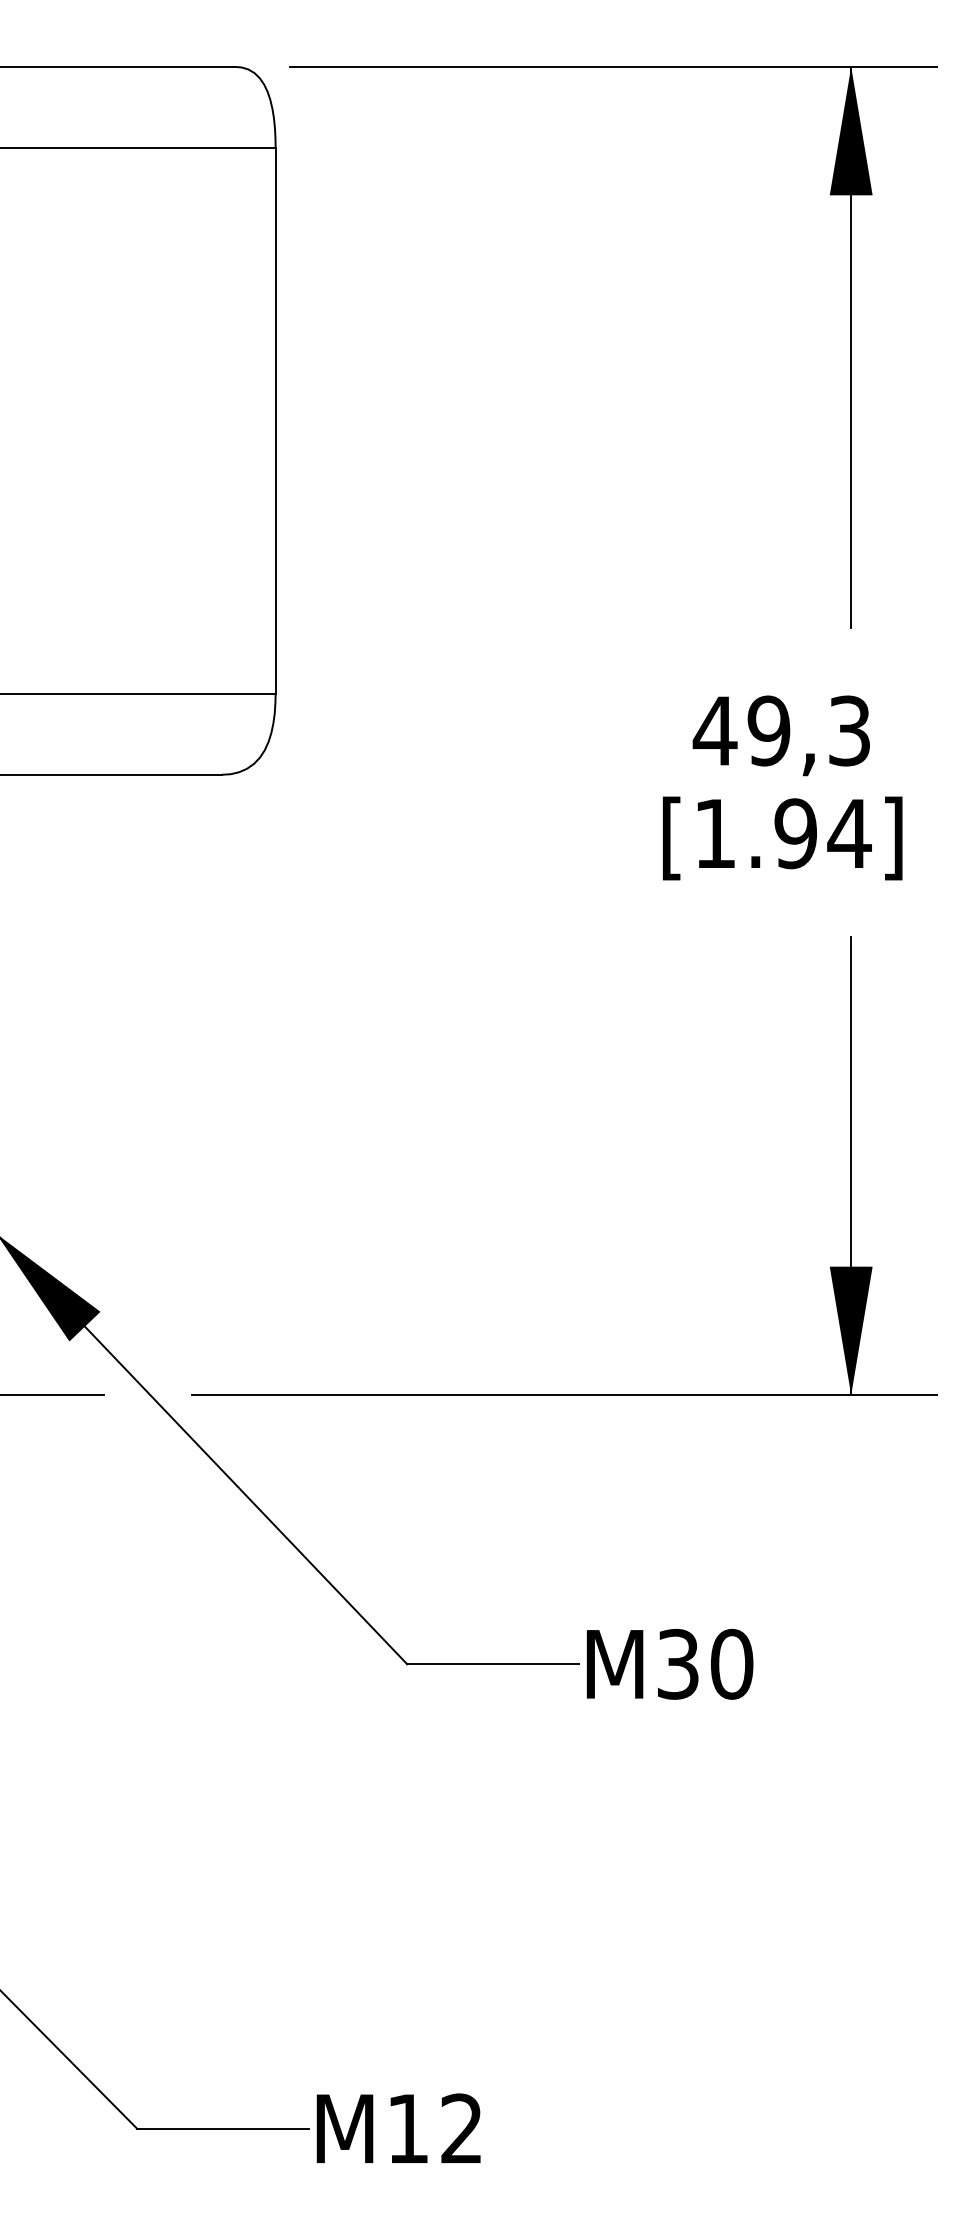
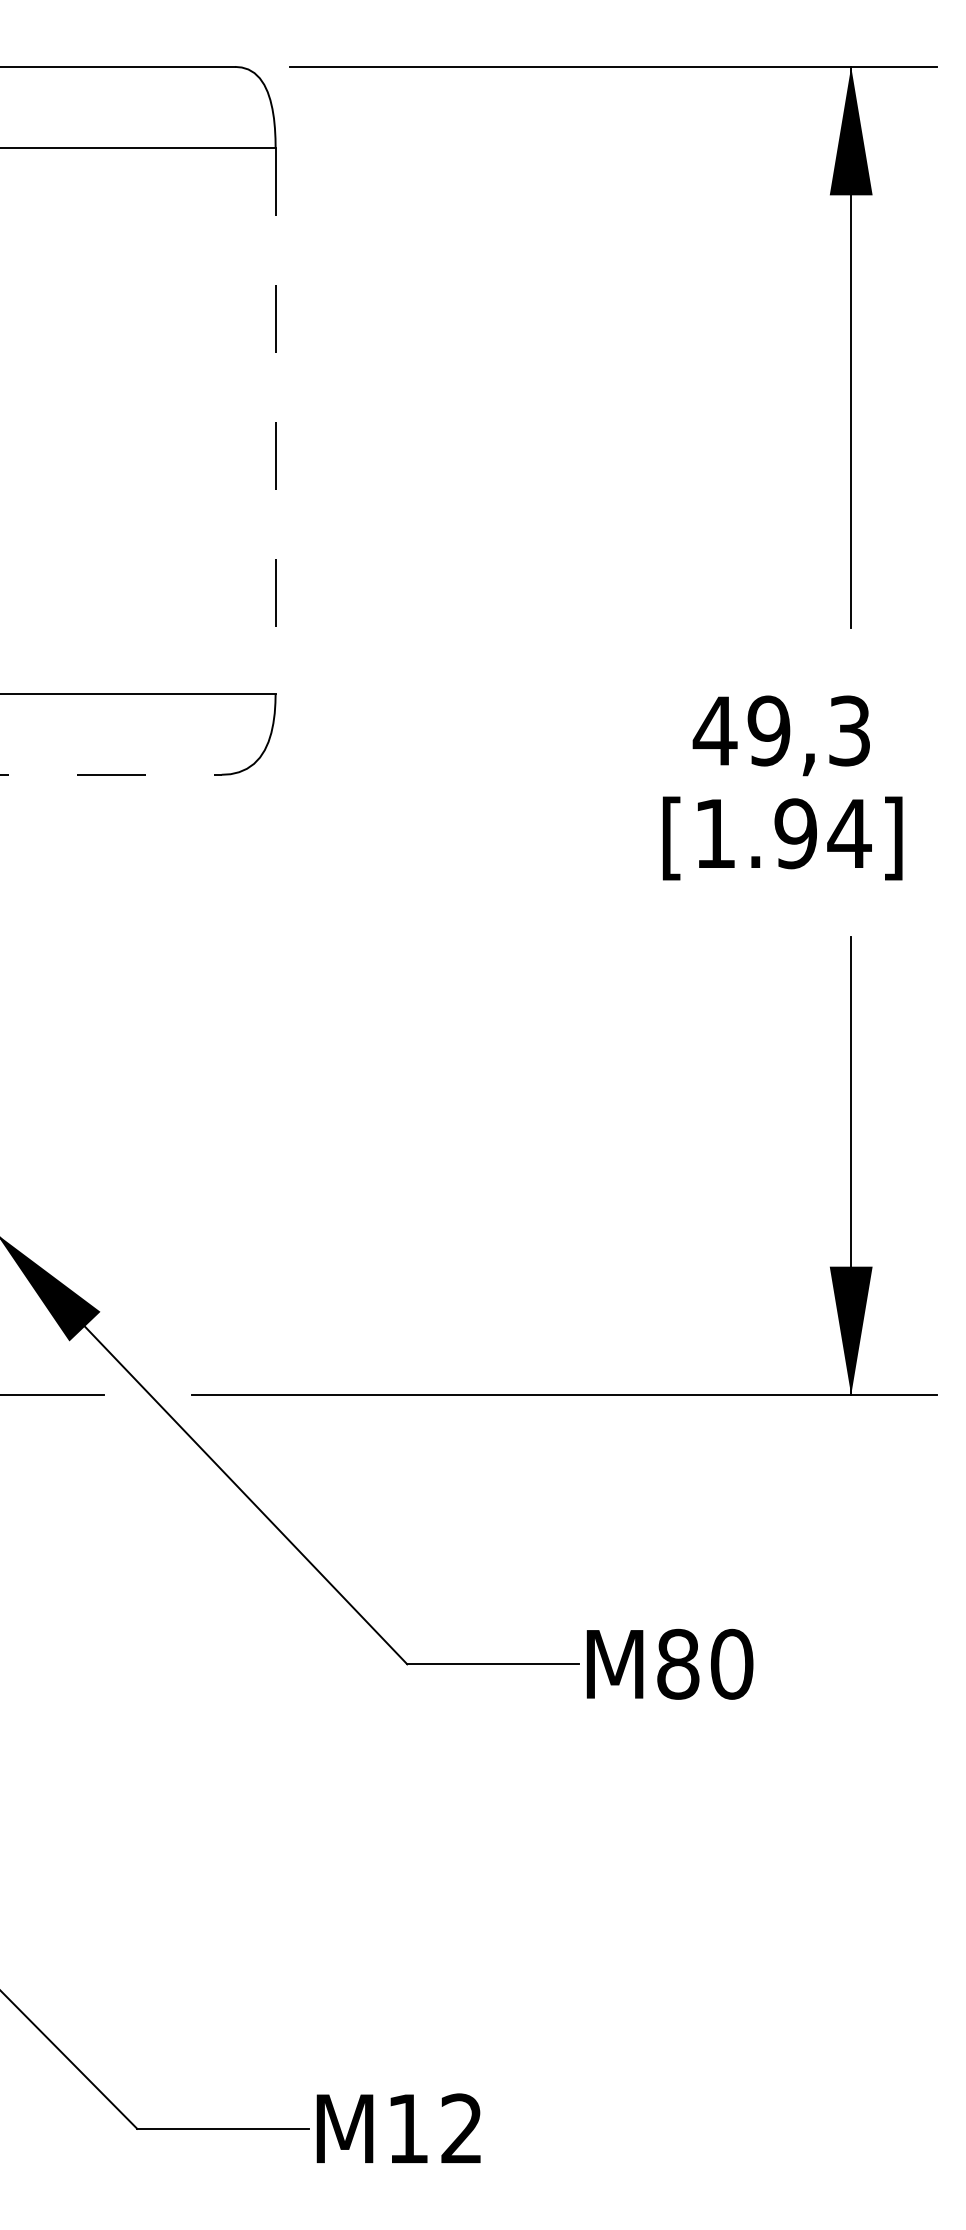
line: solid -> dashed (275, 421)
line: solid -> dashed (111, 774)
text: M30 -> M80 (678, 1663)
